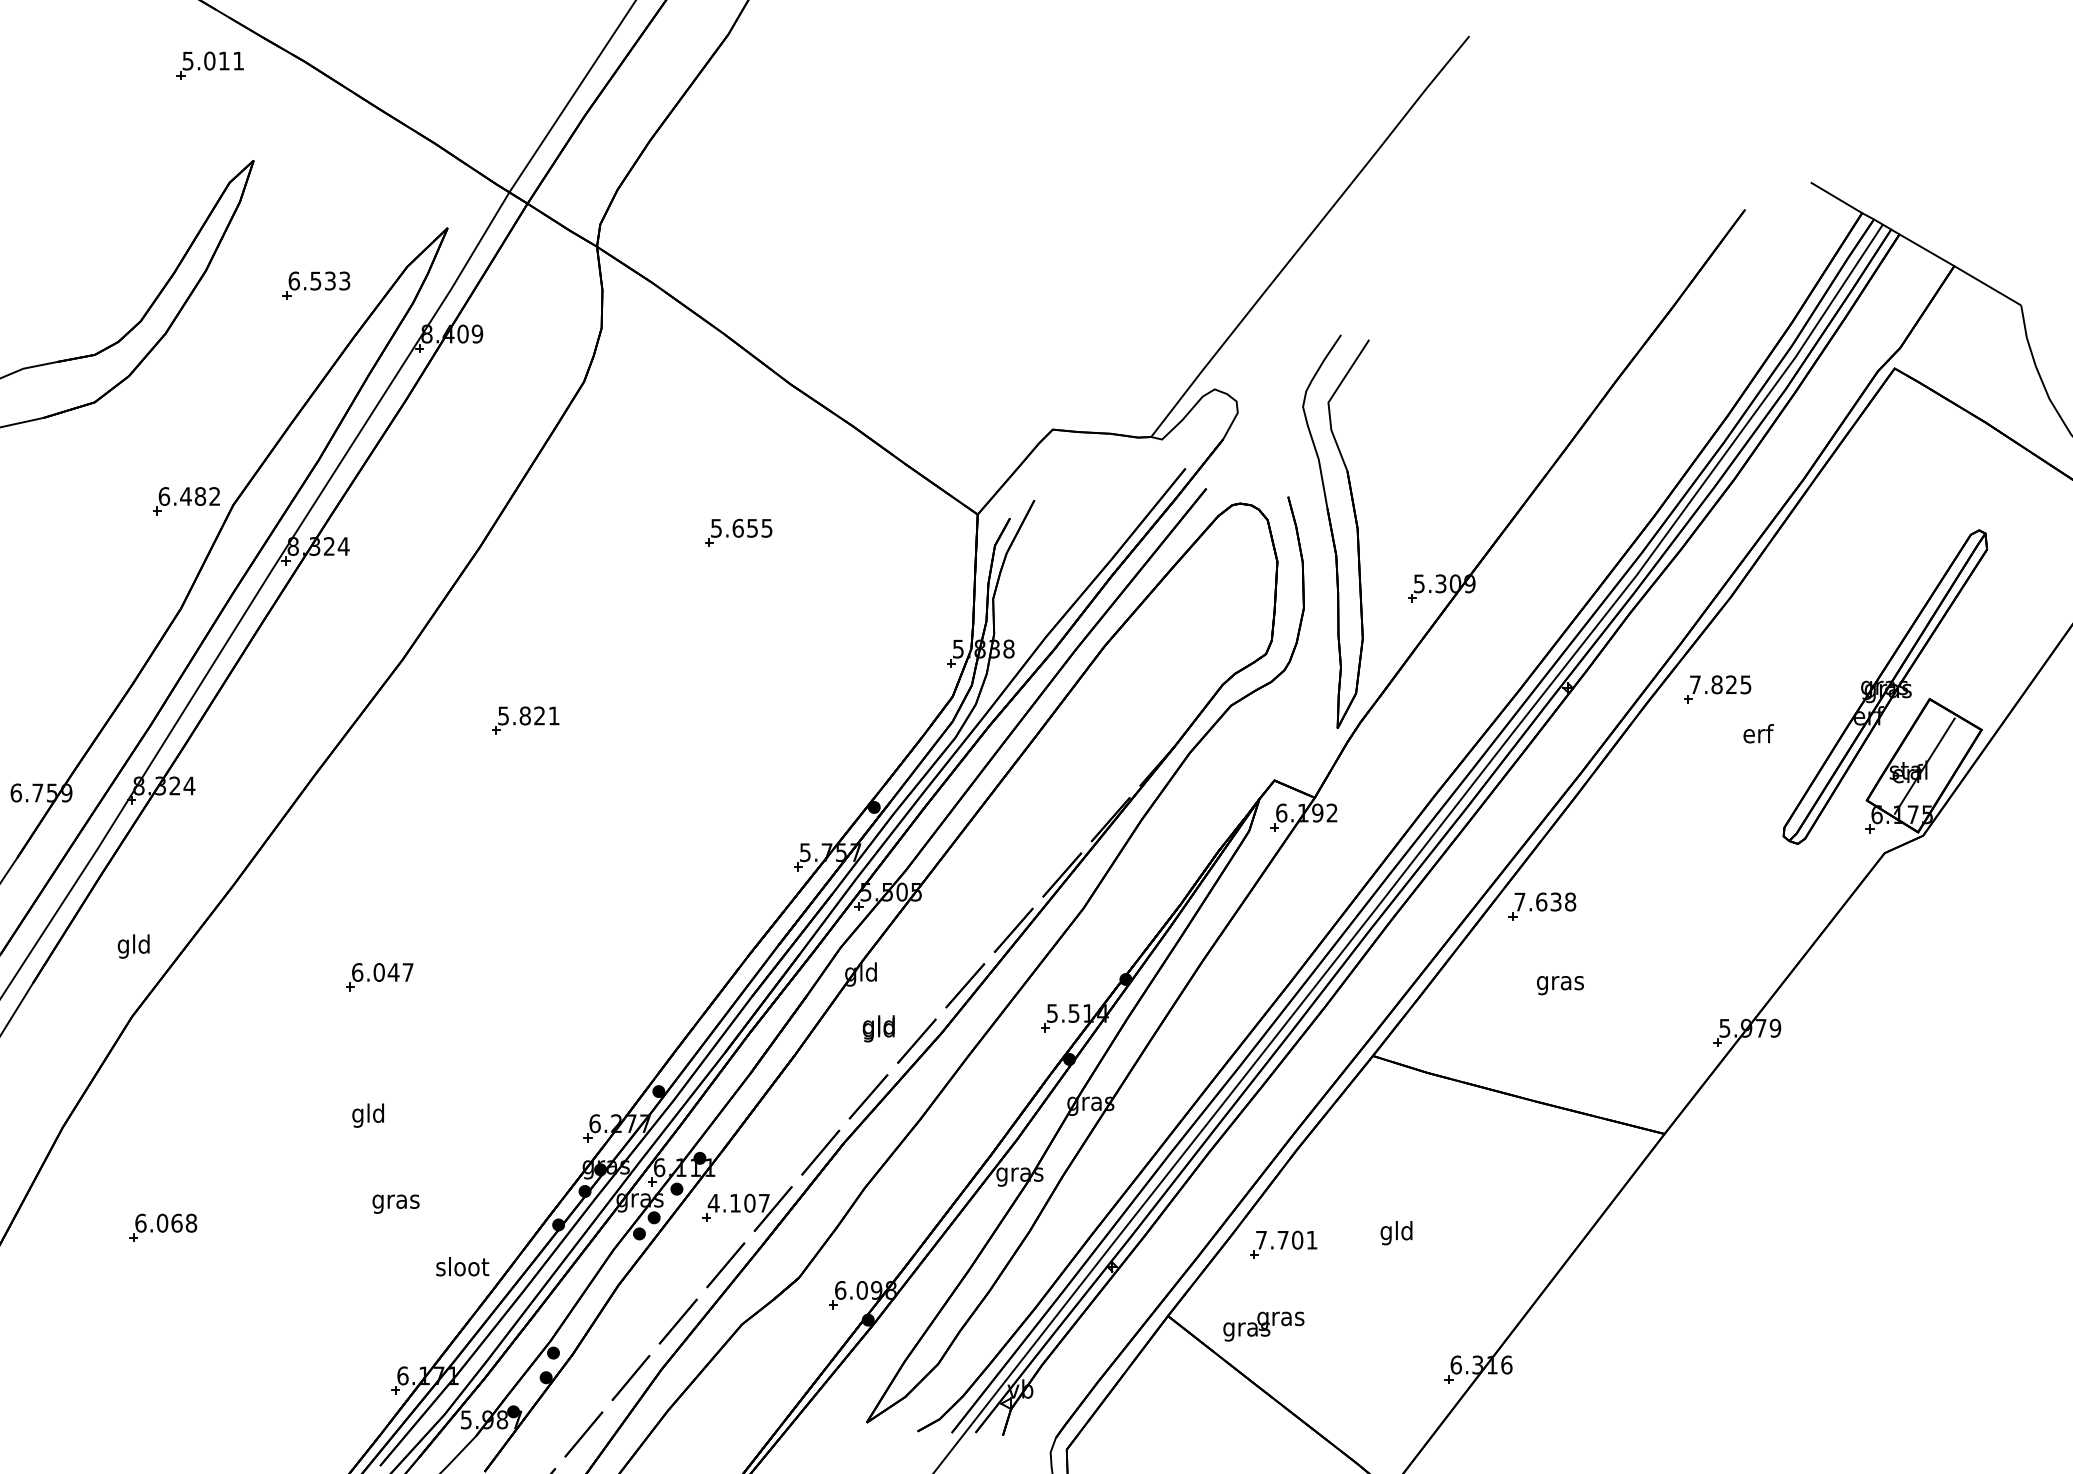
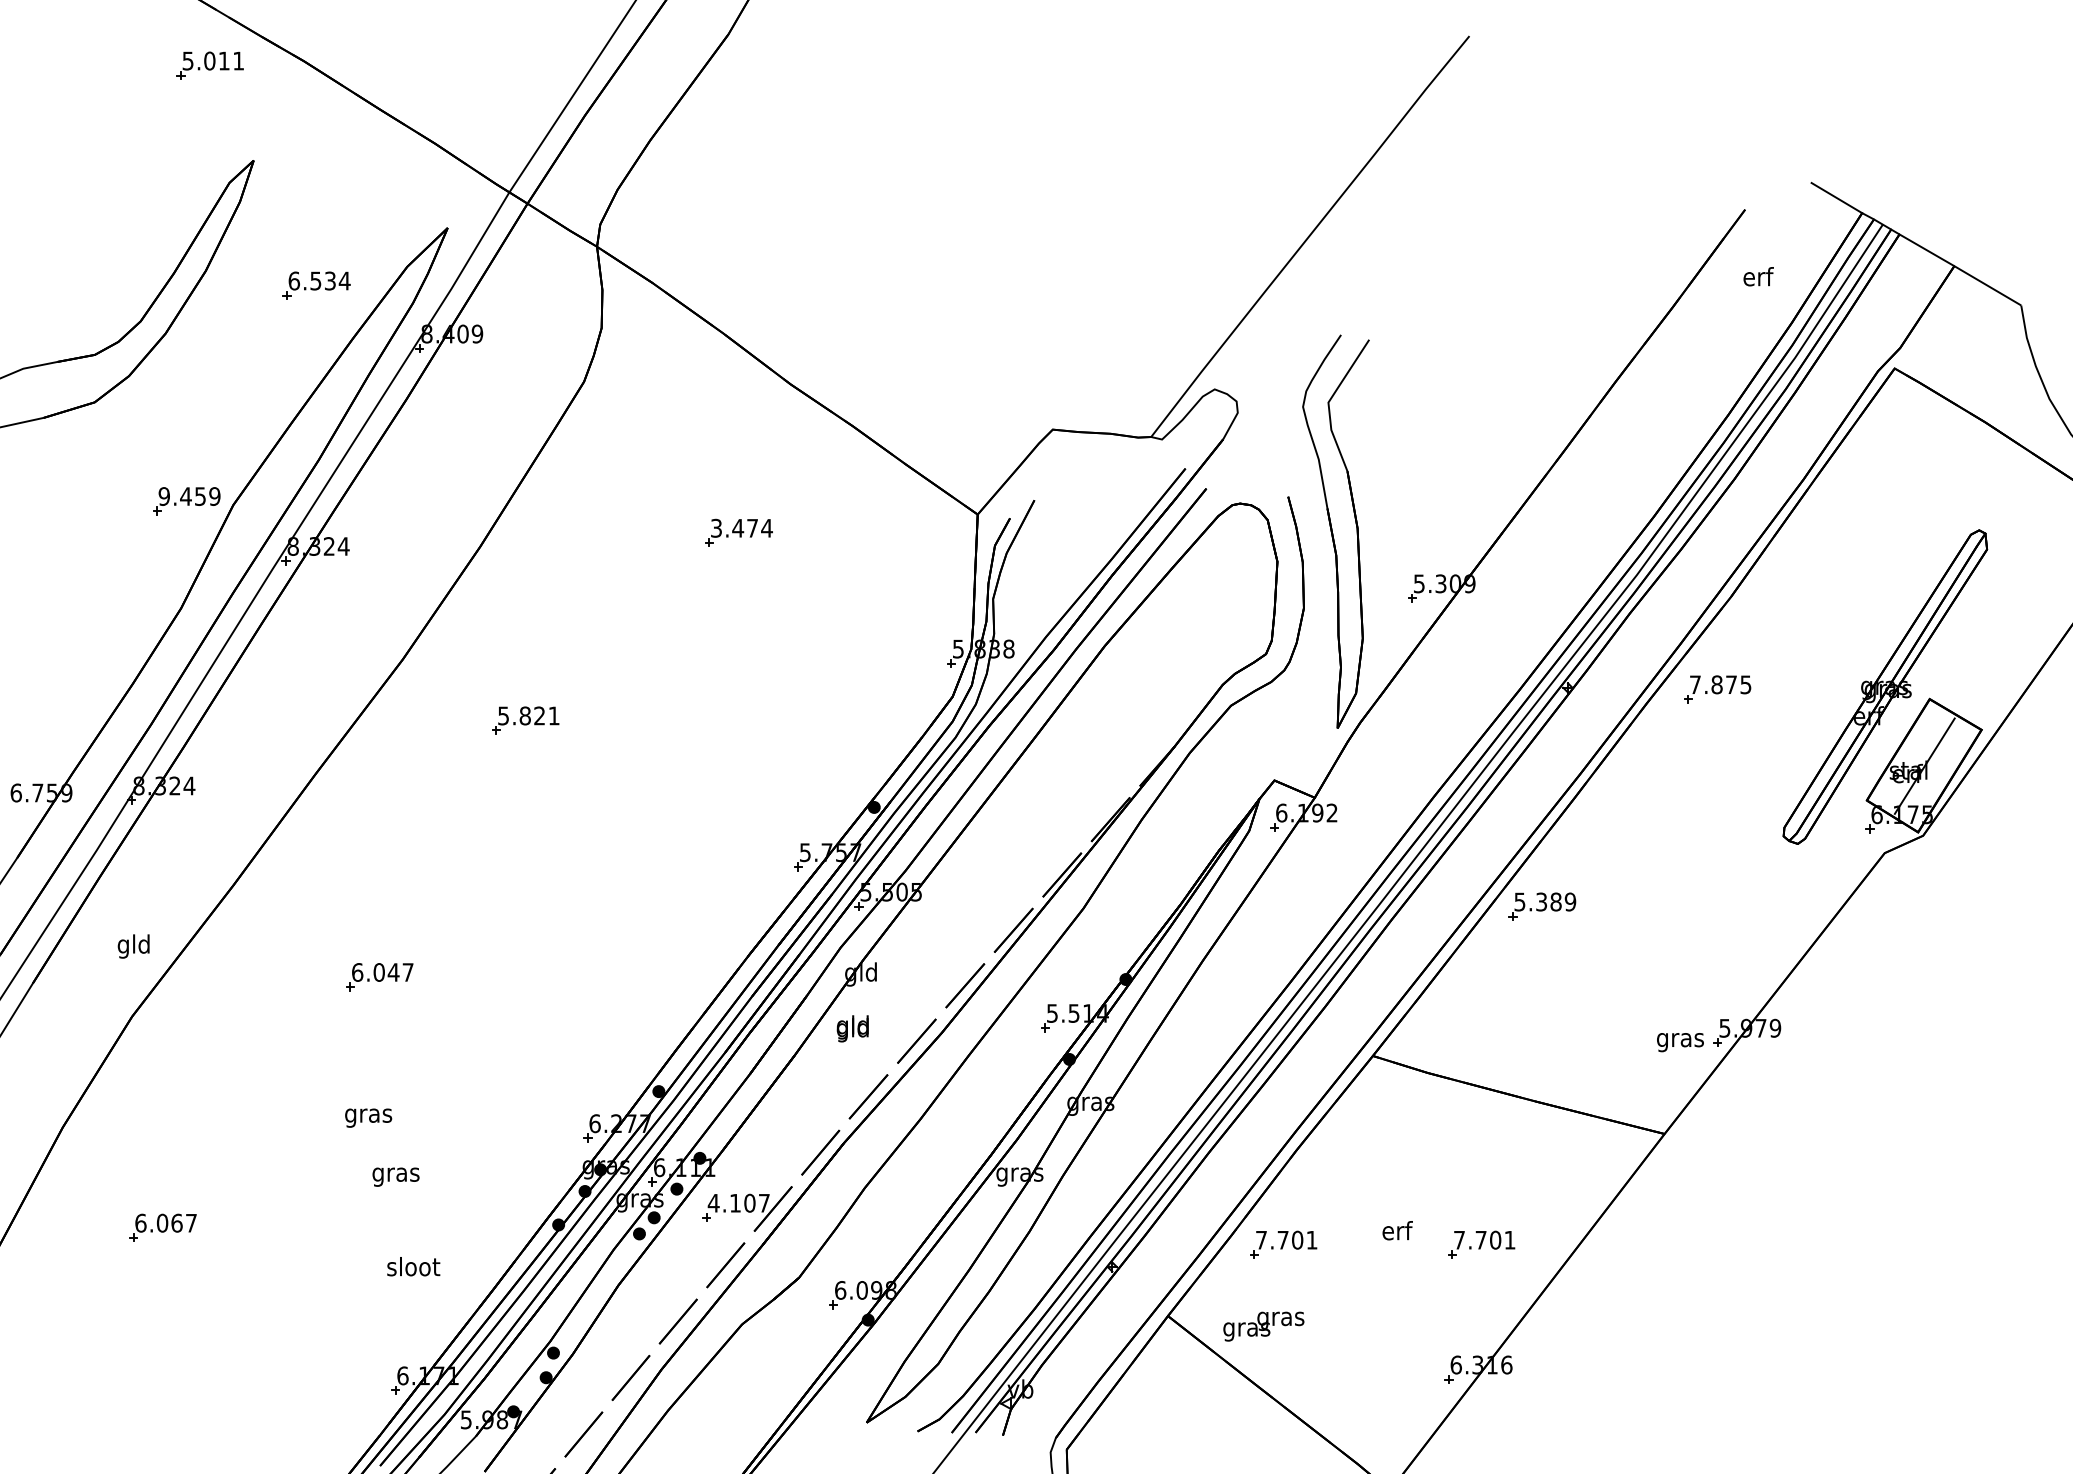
text: 6.533 -> 6.534 (344, 280)
text: 6.482 -> 9.459 (189, 496)
text: 5.655 -> 3.474 (741, 527)
text: 7.825 -> 7.875 (1731, 684)
text position: (1758, 733) -> (1758, 276) (1758, 276)
text: 7.638 -> 5.389 (1545, 901)
text position: (1560, 985) -> (1680, 1042) (1680, 1042)
text position: (878, 1028) -> (852, 1028) (852, 1028)
text: gld -> gras (368, 1115)
text position: (395, 1203) -> (395, 1176) (395, 1176)
text: 6.068 -> 6.067 (191, 1222)
text: gld -> erf (1396, 1233)
part: none -> present (1481, 1244)
text position: (462, 1266) -> (413, 1266) (413, 1266)
